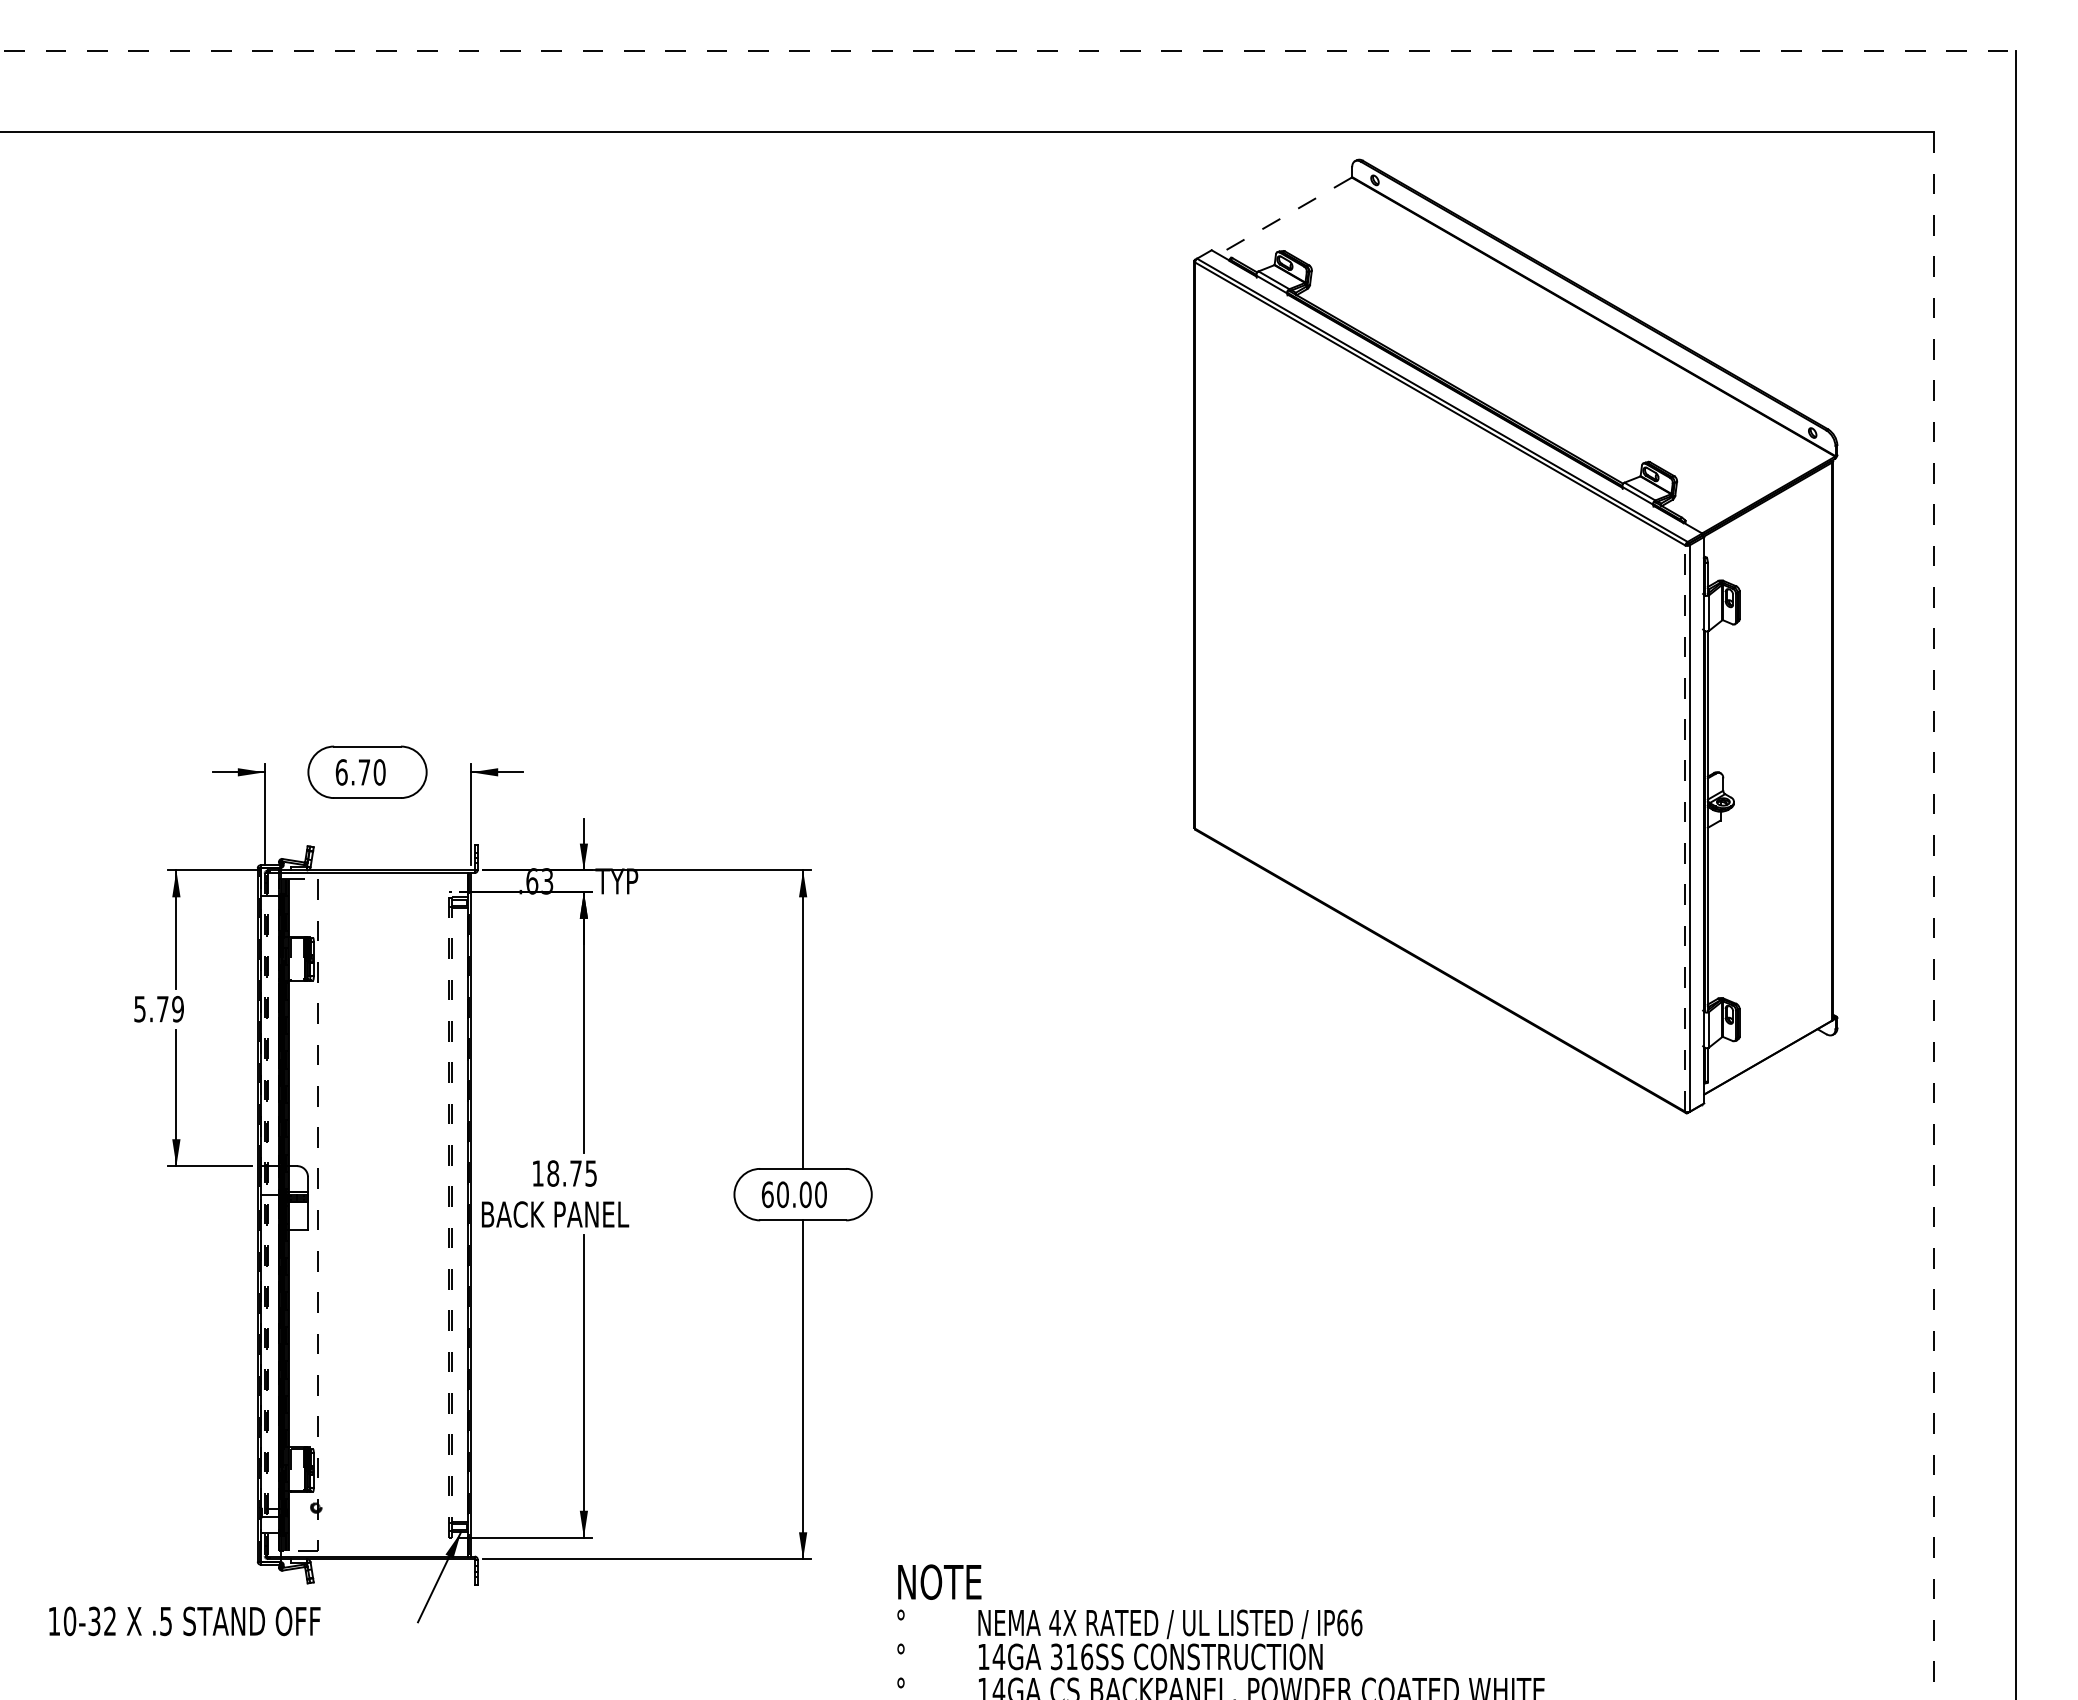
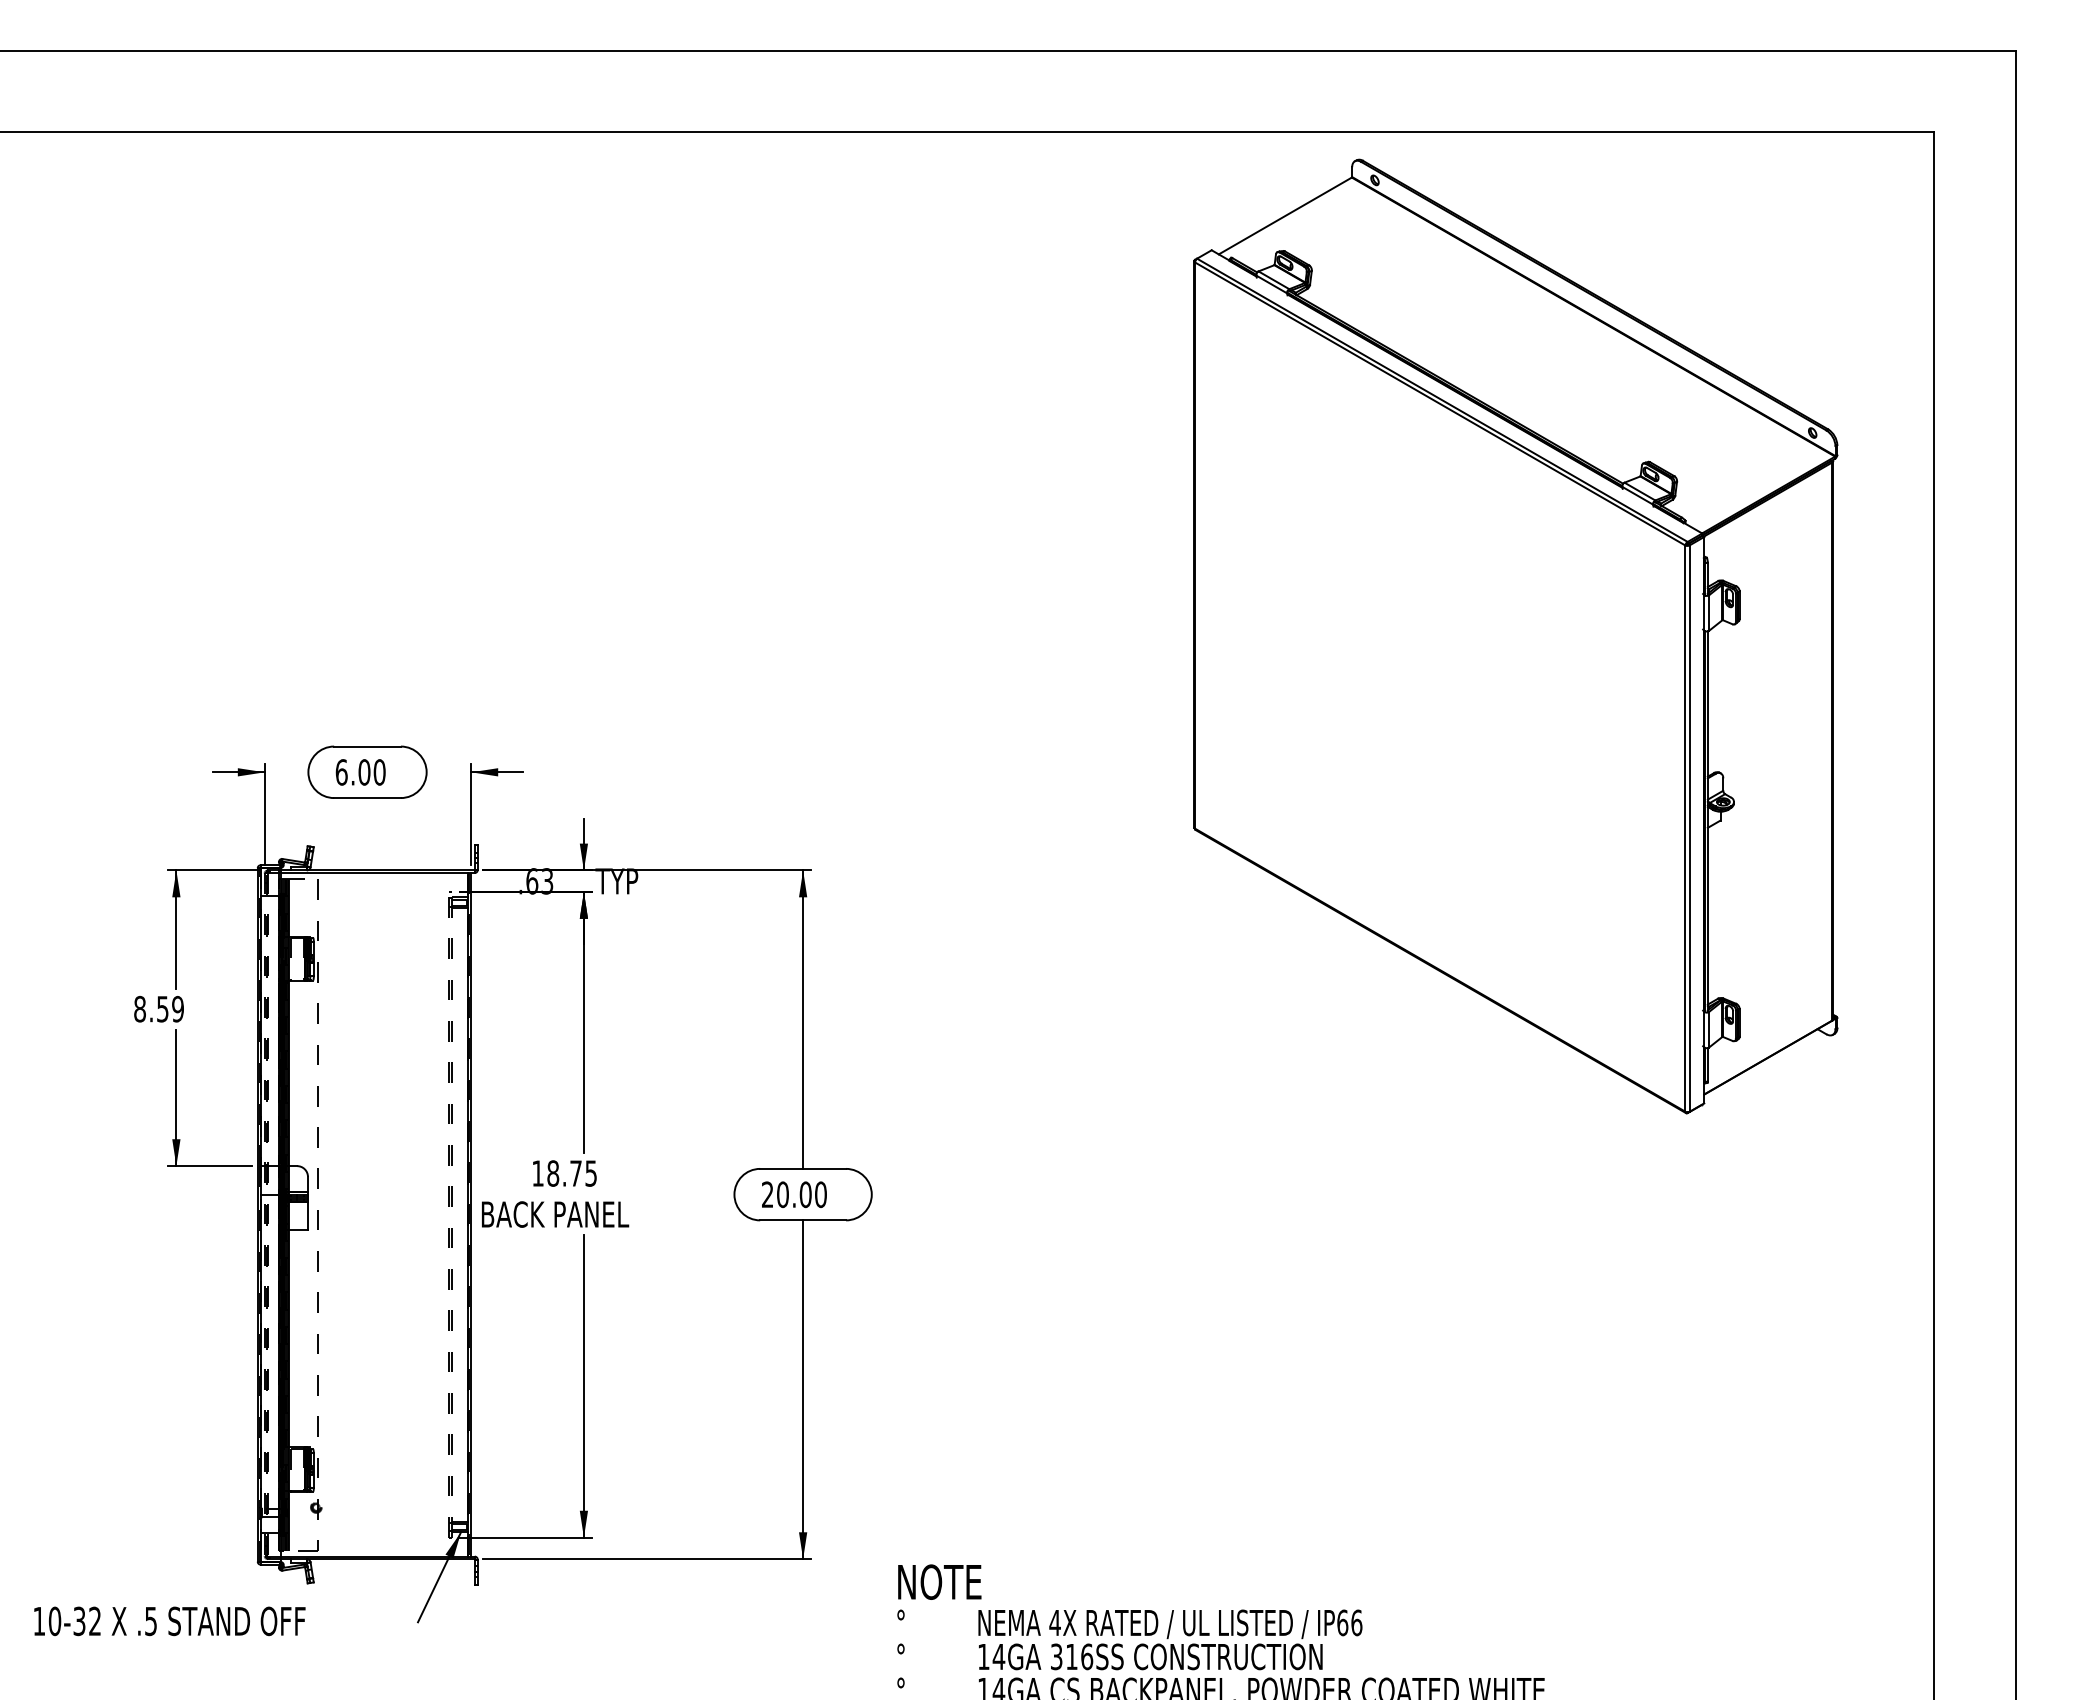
line: dashed -> solid (1007, 51)
line: dashed -> solid (1285, 216)
text: 6.70 -> 6.00 (364, 772)
line: dashed -> solid (1685, 828)
line: dashed -> solid (1934, 916)
text: 5.79 -> 8.59 (151, 1008)
text: 60.00 -> 20.00 (767, 1194)
text position: (184, 1621) -> (169, 1621) (169, 1621)
